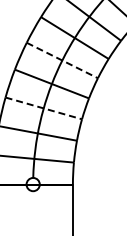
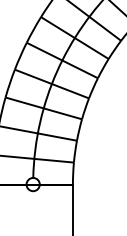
line: dashed -> solid (62, 60)
line: dashed -> solid (43, 108)
